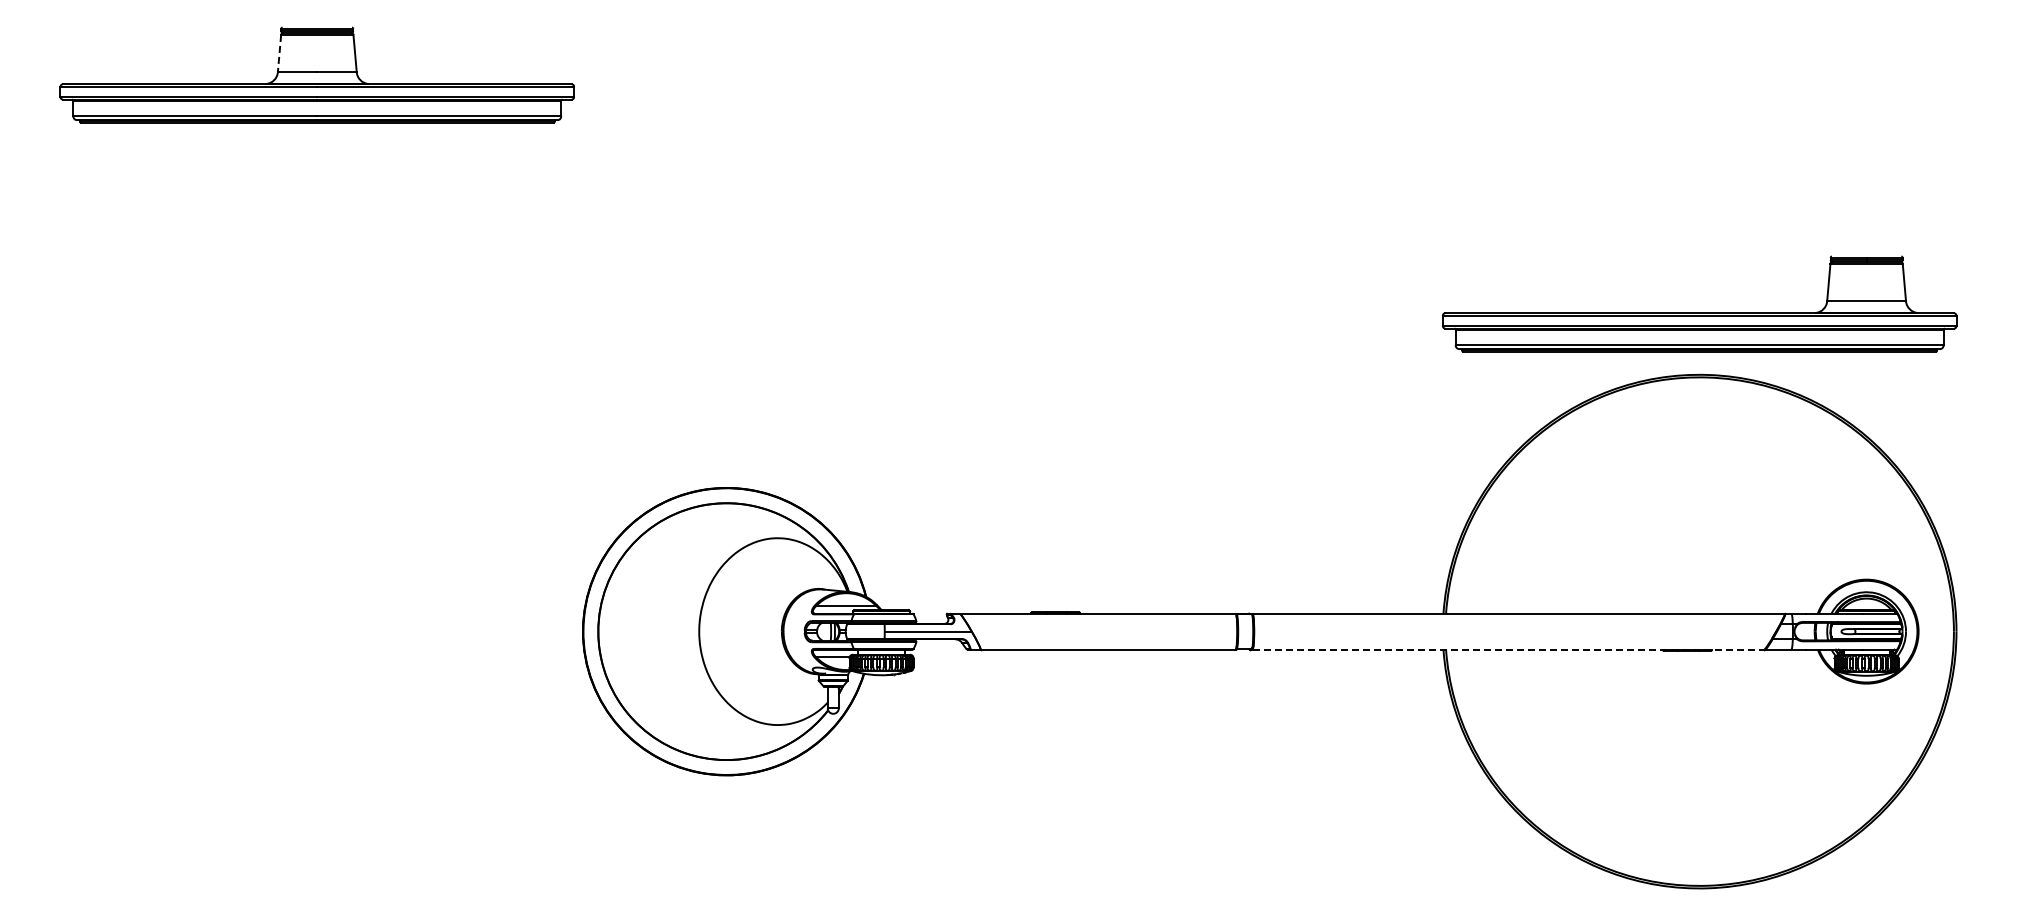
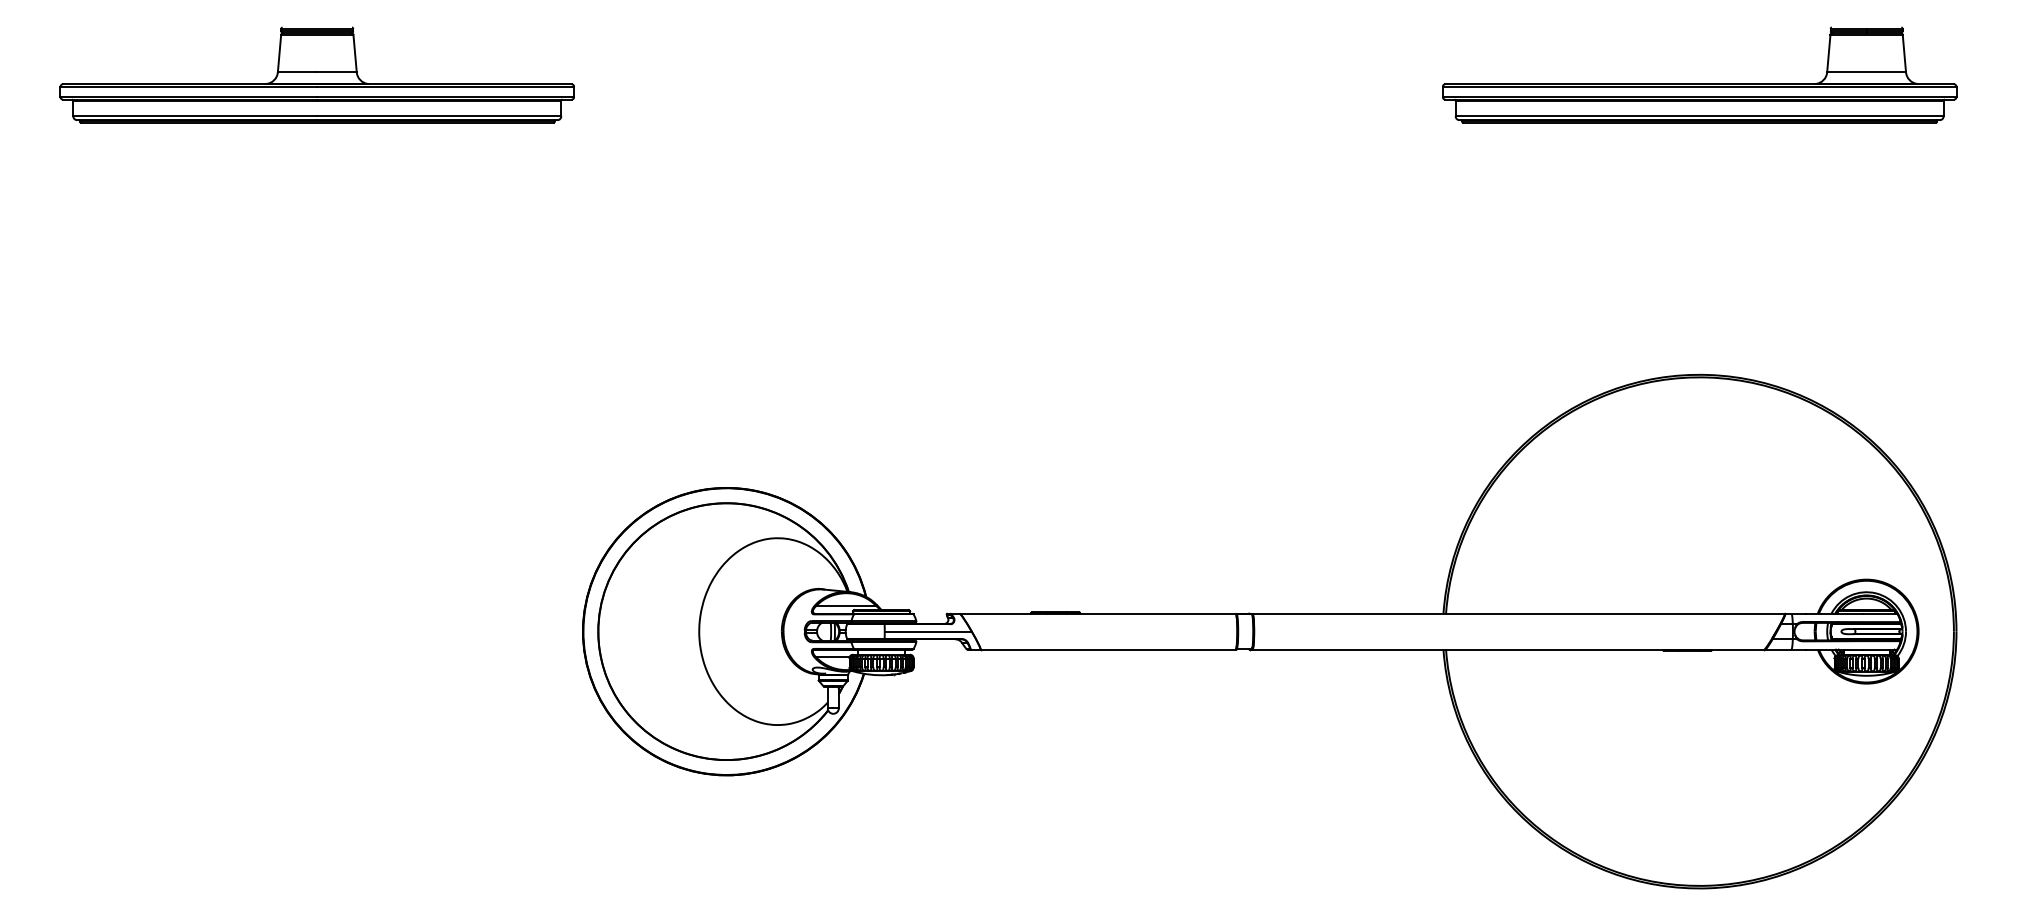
line: dashed -> solid (279, 53)
part position: (1699, 312) -> (1699, 83) (1699, 83)
line: dashed -> solid (1508, 649)
